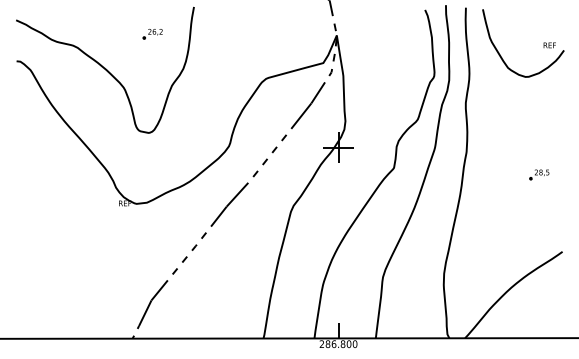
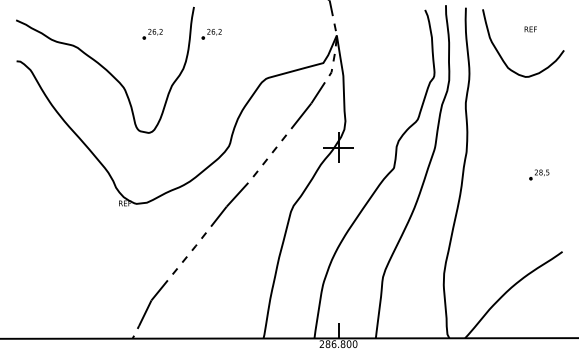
part: none -> present (211, 34)
text position: (549, 45) -> (530, 29) (530, 29)
